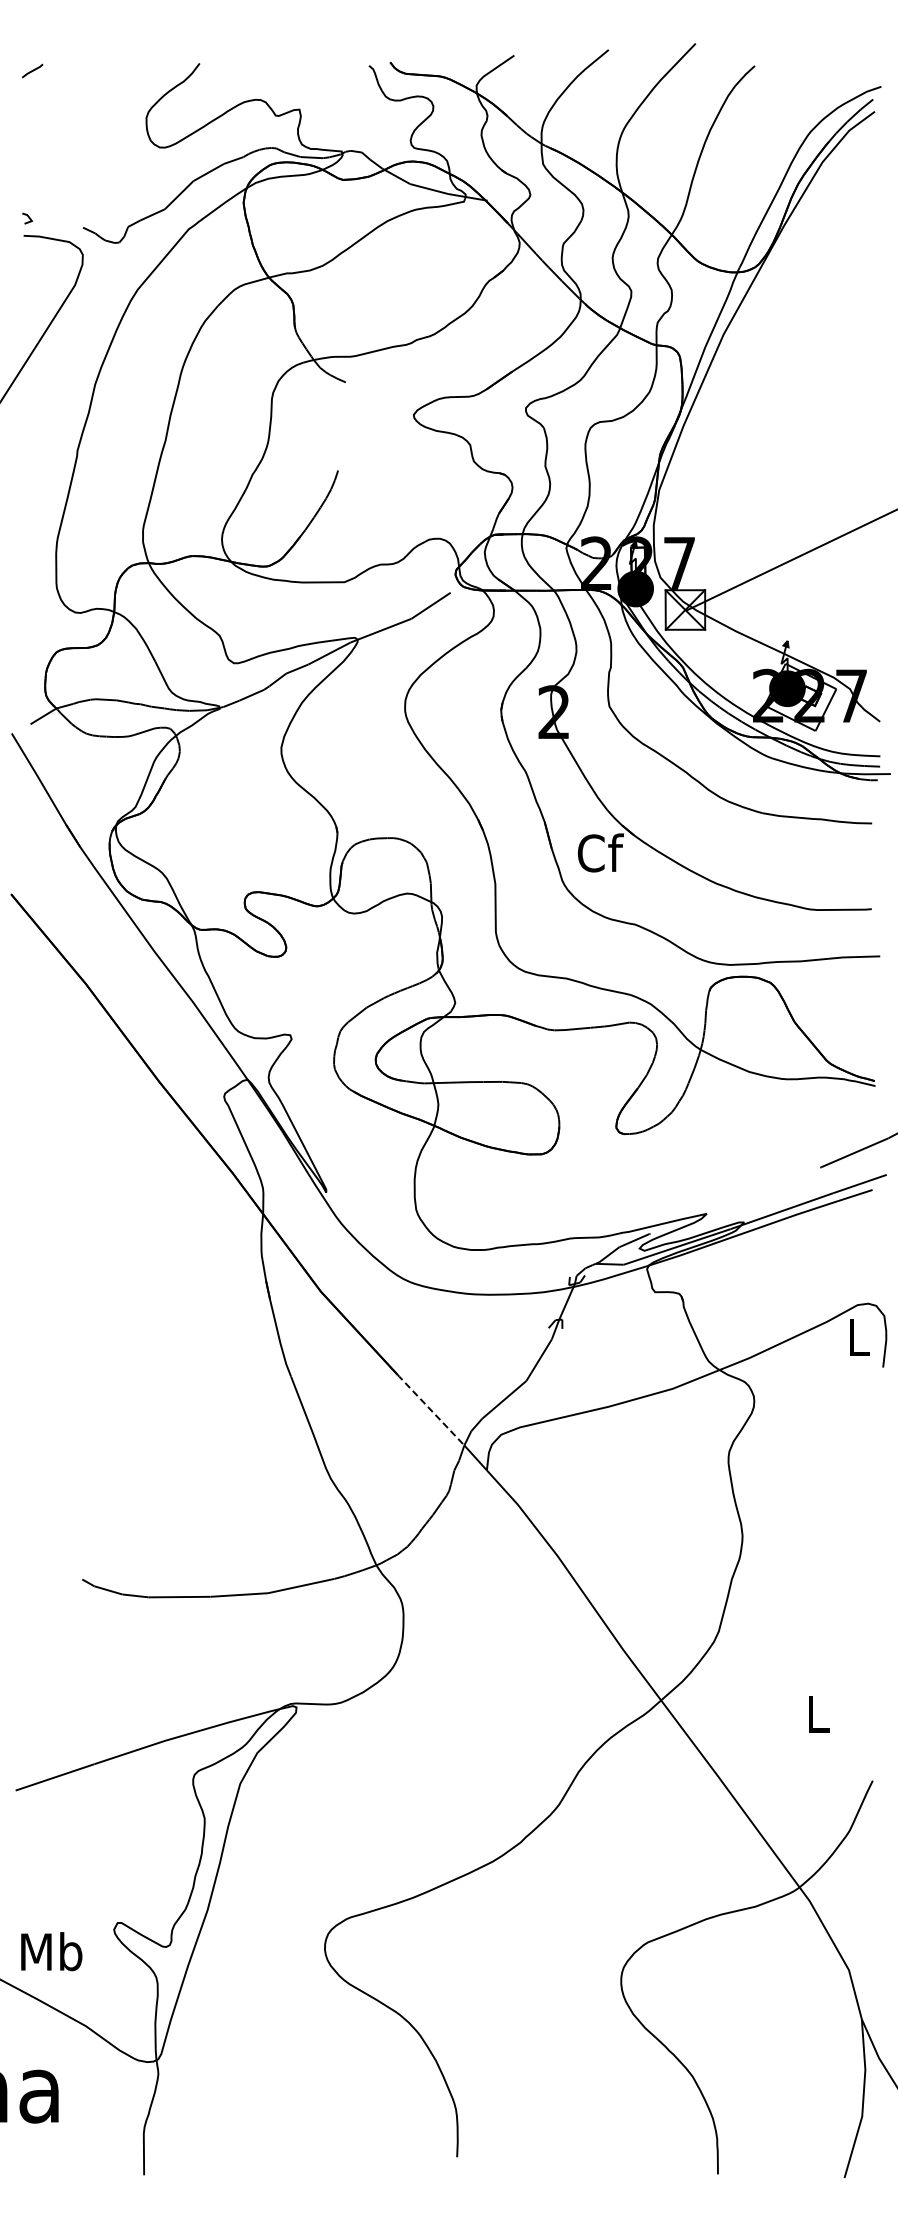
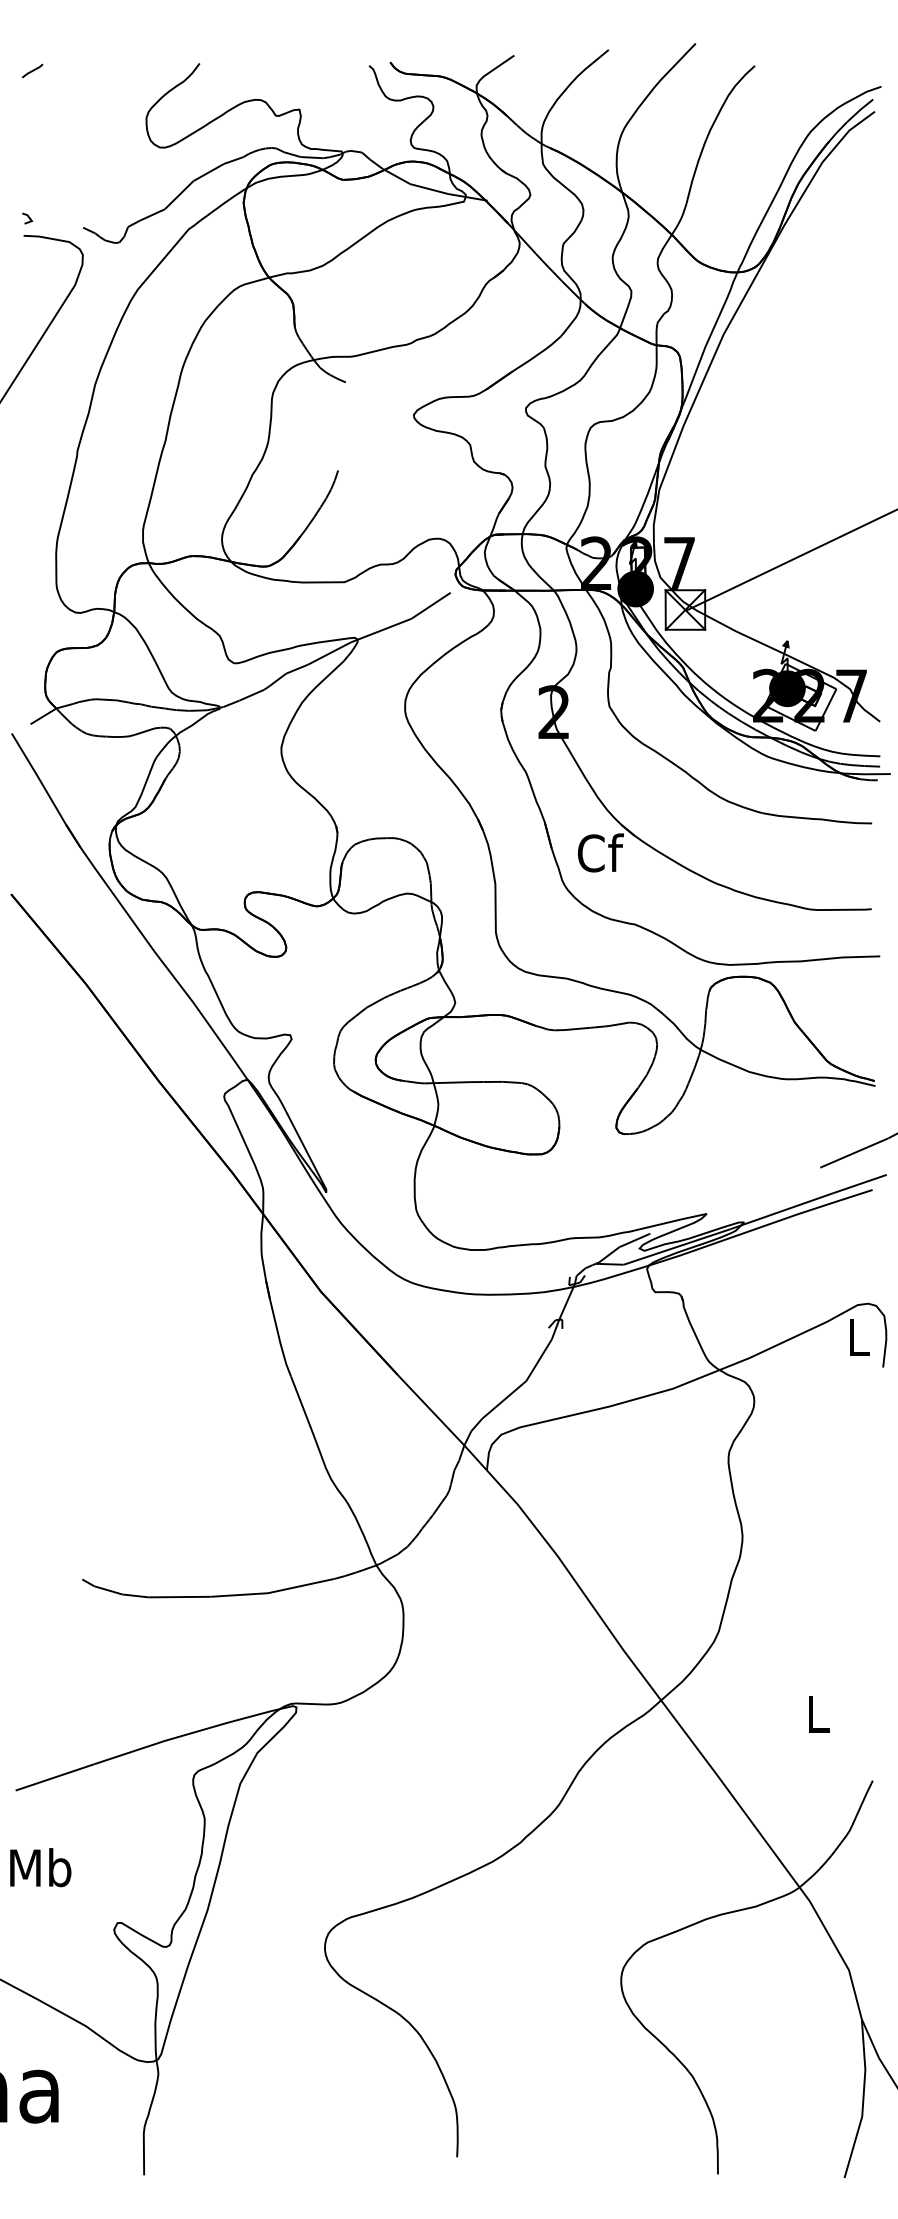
line: dashed -> solid (430, 1410)
text position: (51, 1951) -> (40, 1867) (40, 1867)
